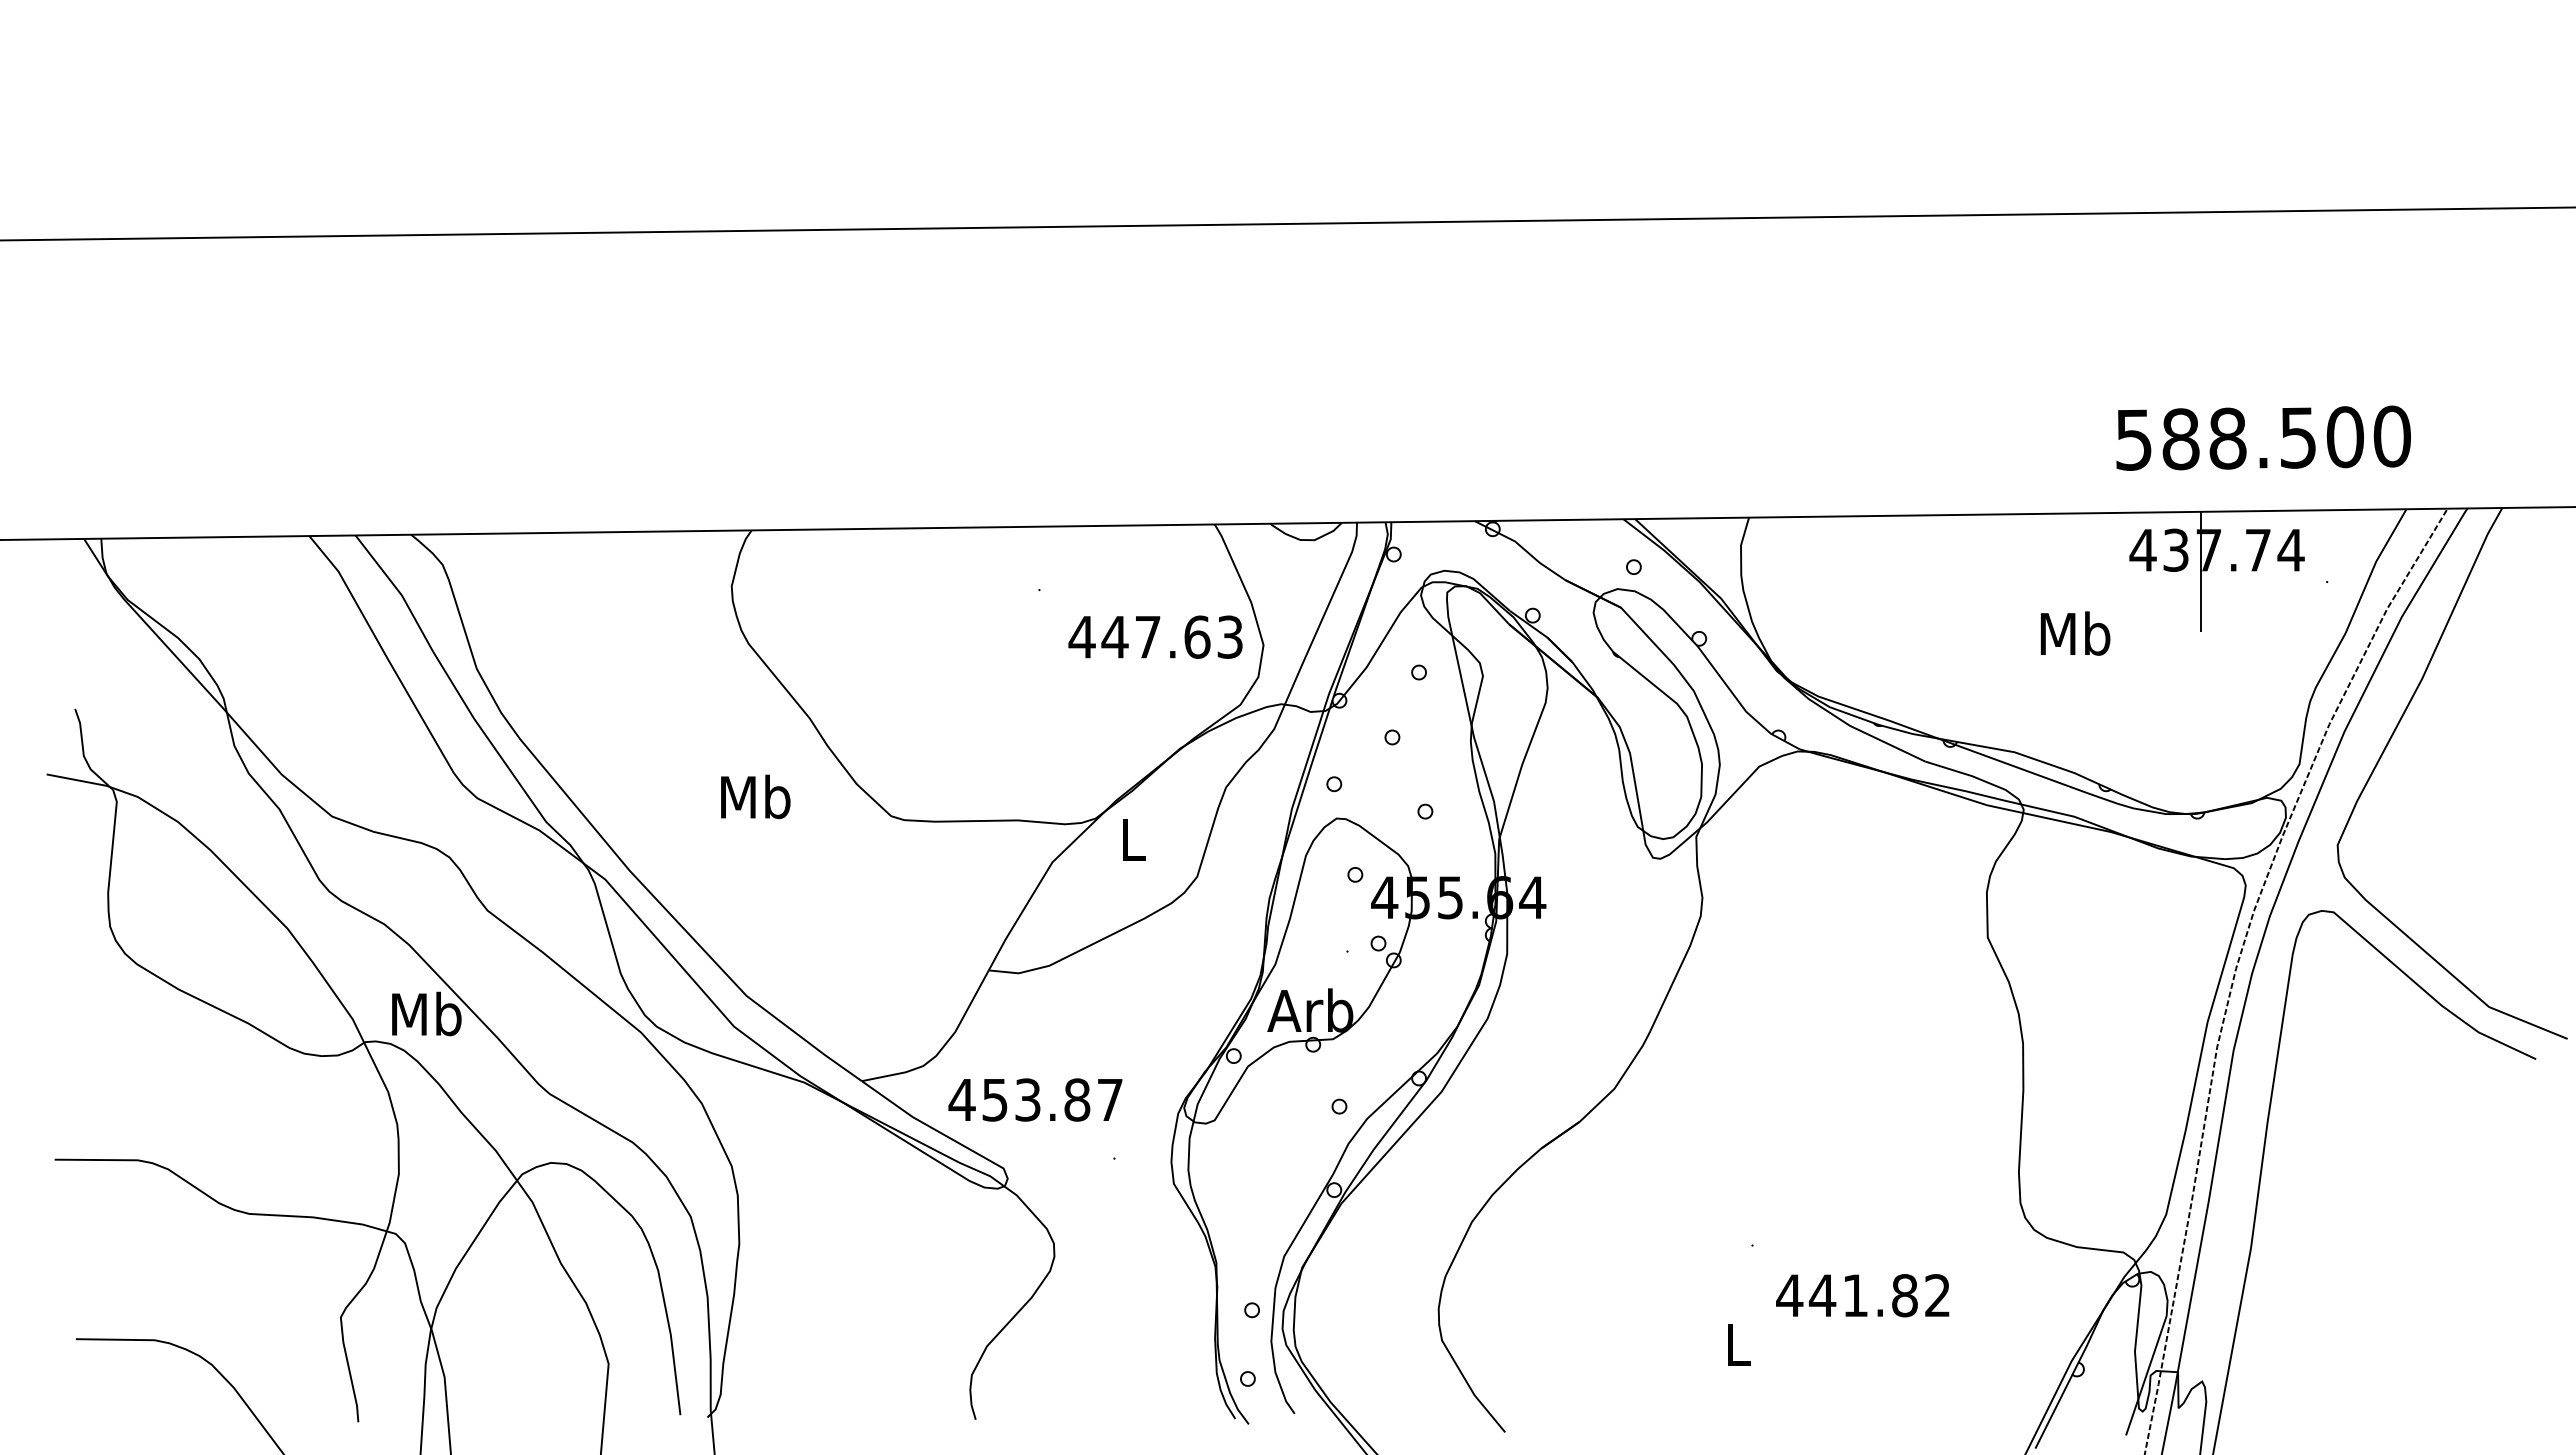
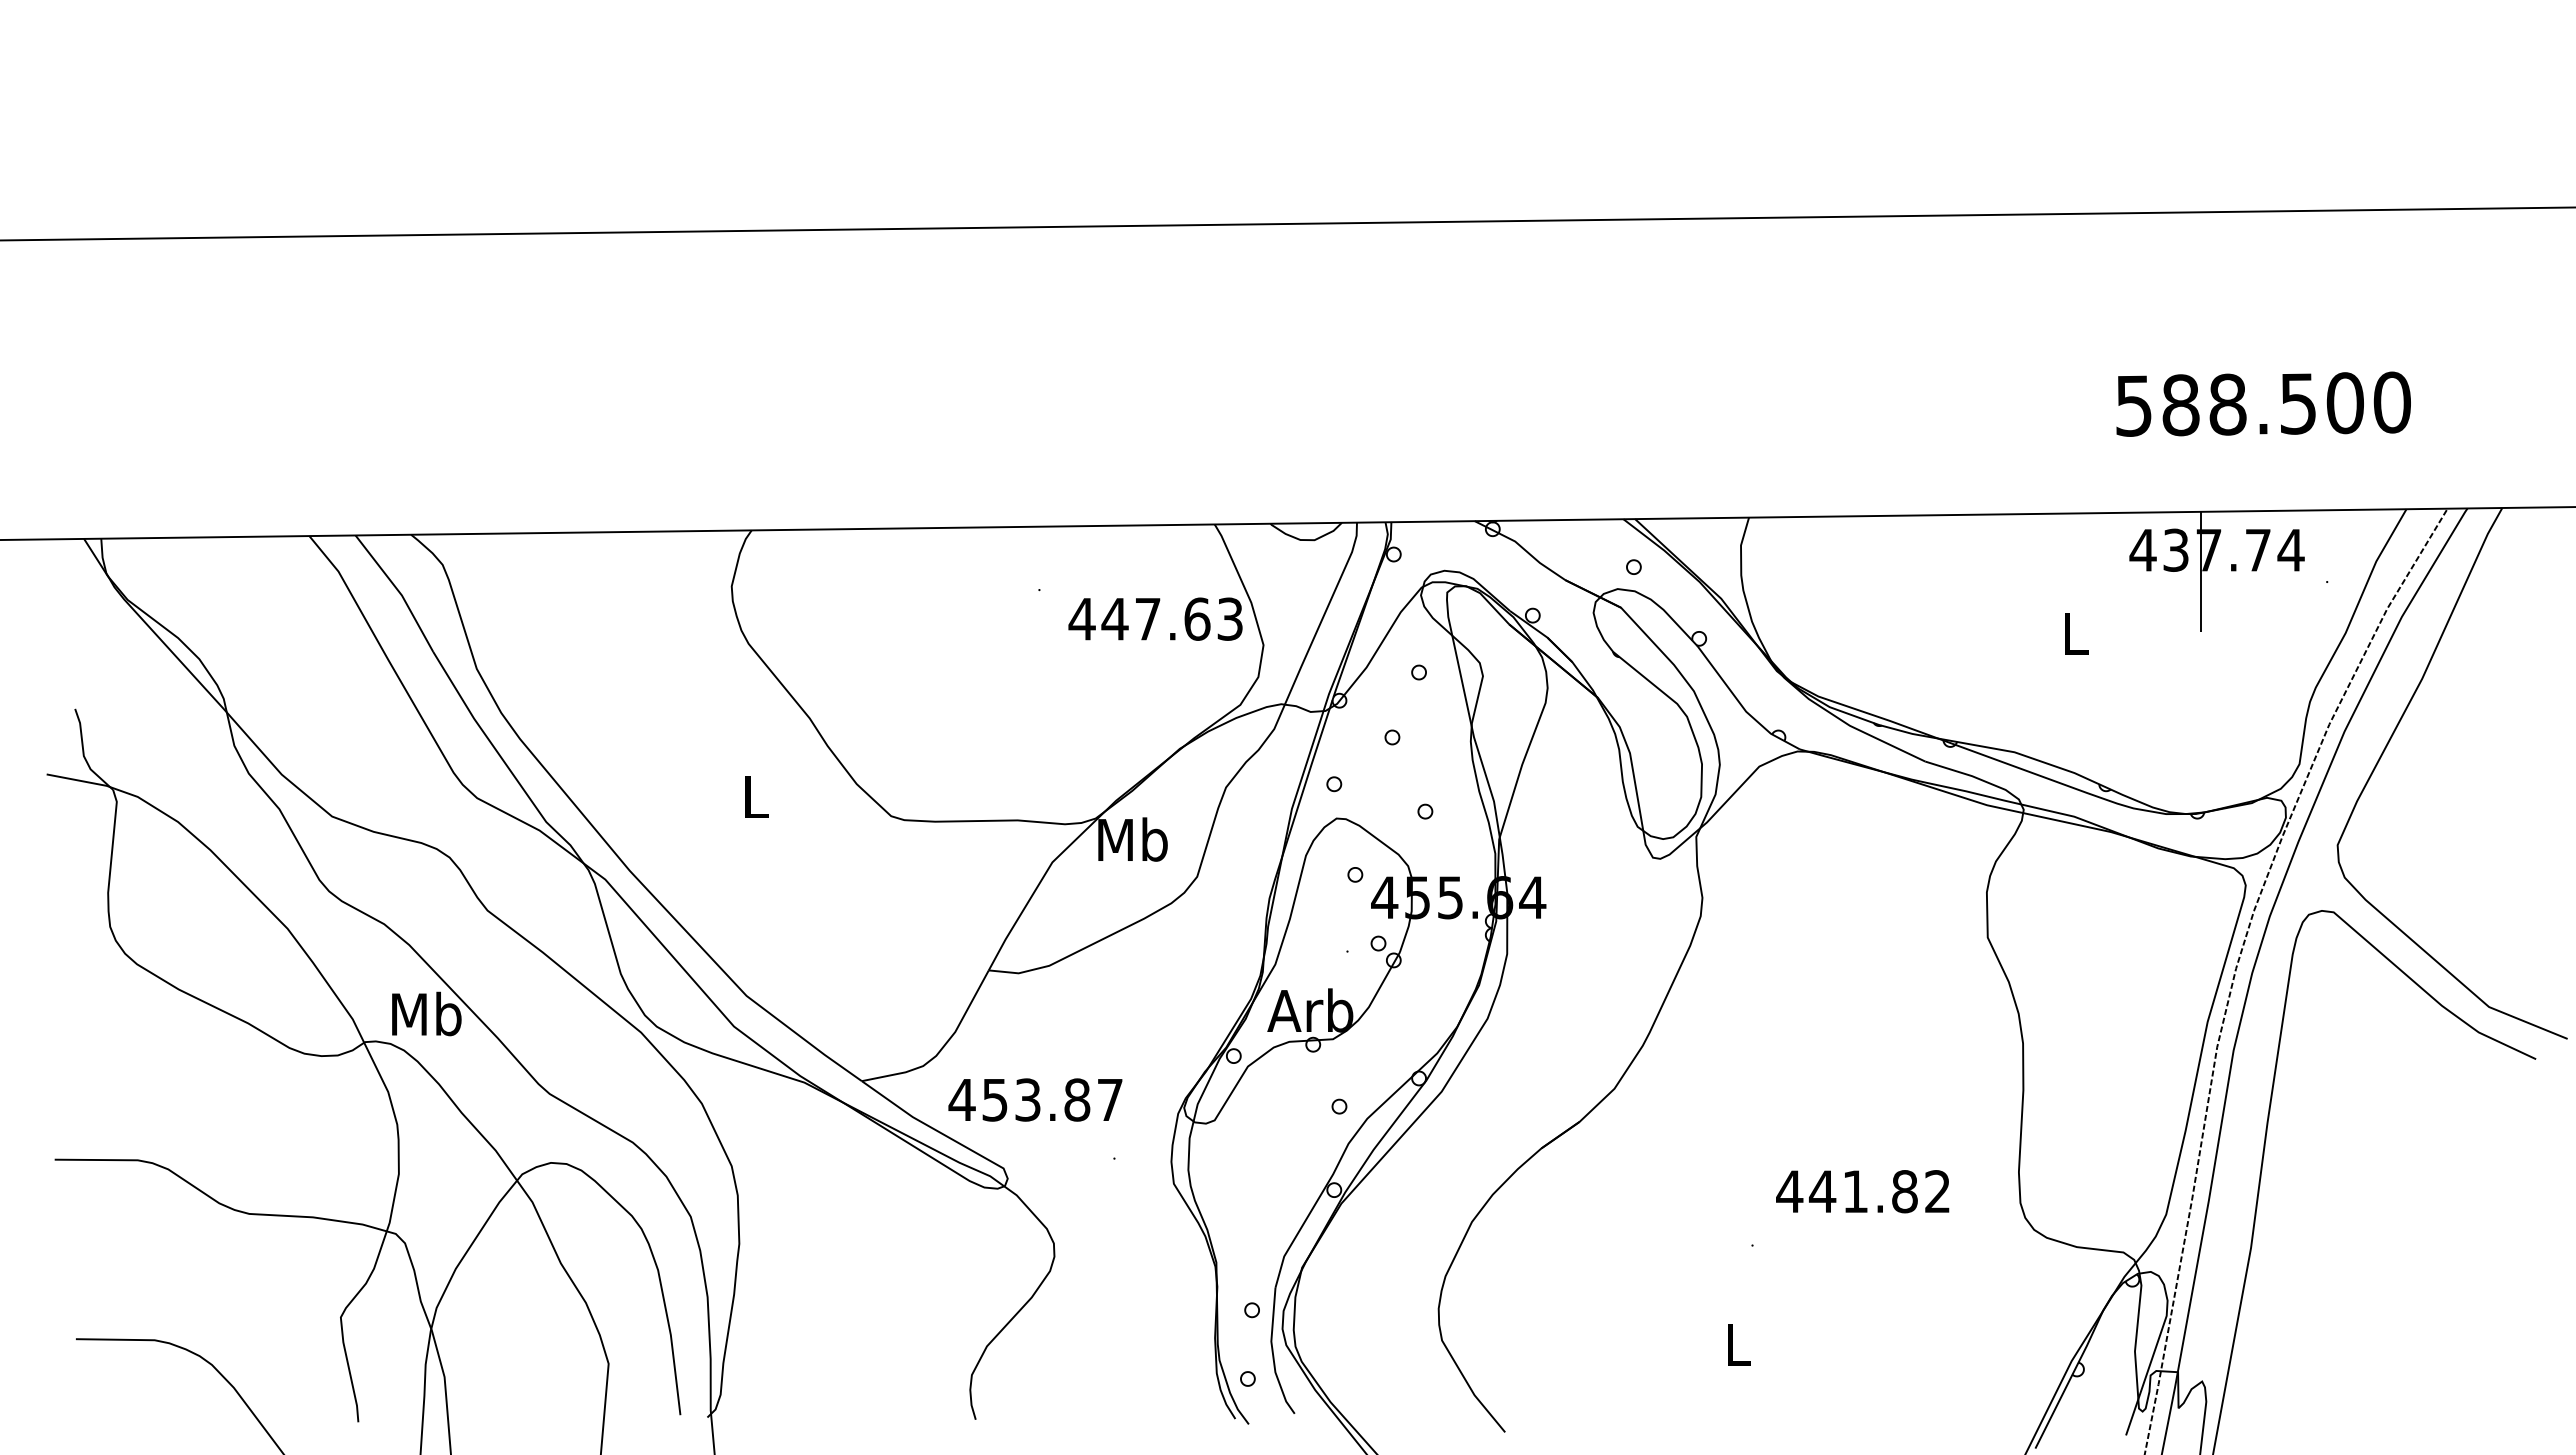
text position: (2263, 437) -> (2263, 403) (2263, 403)
text: Mb -> L (2075, 633)
text position: (1155, 636) -> (1155, 618) (1155, 618)
text: Mb -> L (755, 796)
text: L -> Mb (1132, 839)
text position: (1862, 1295) -> (1862, 1191) (1862, 1191)
